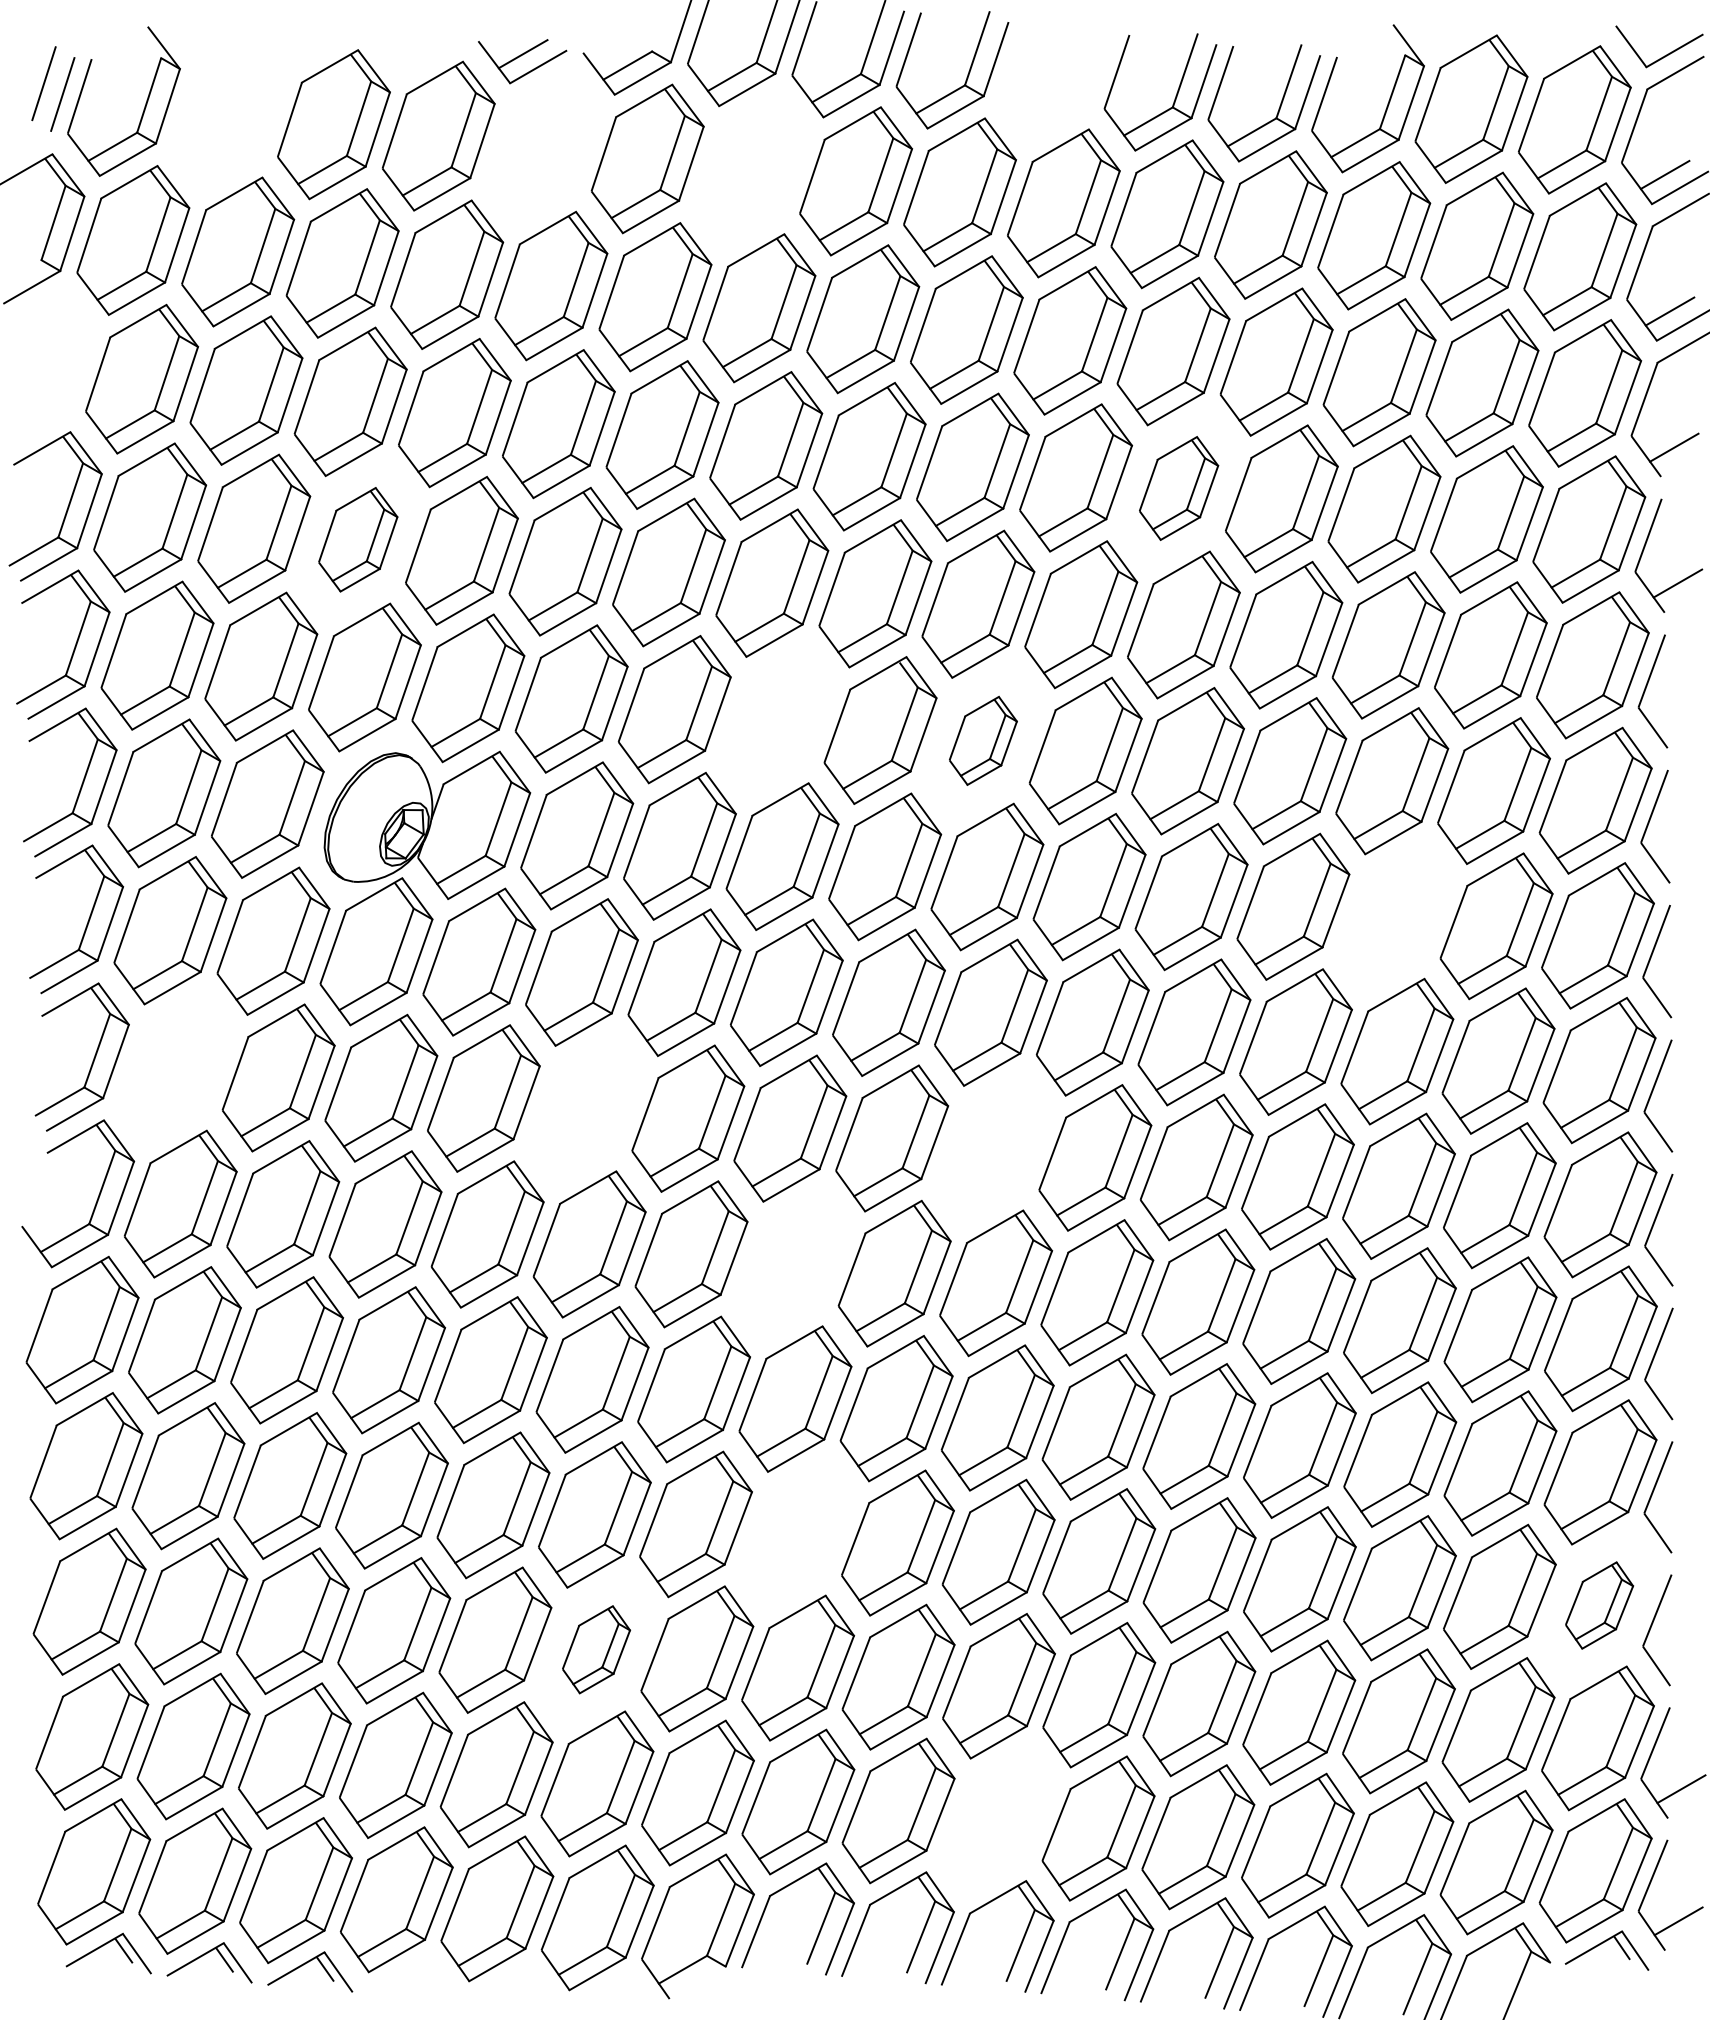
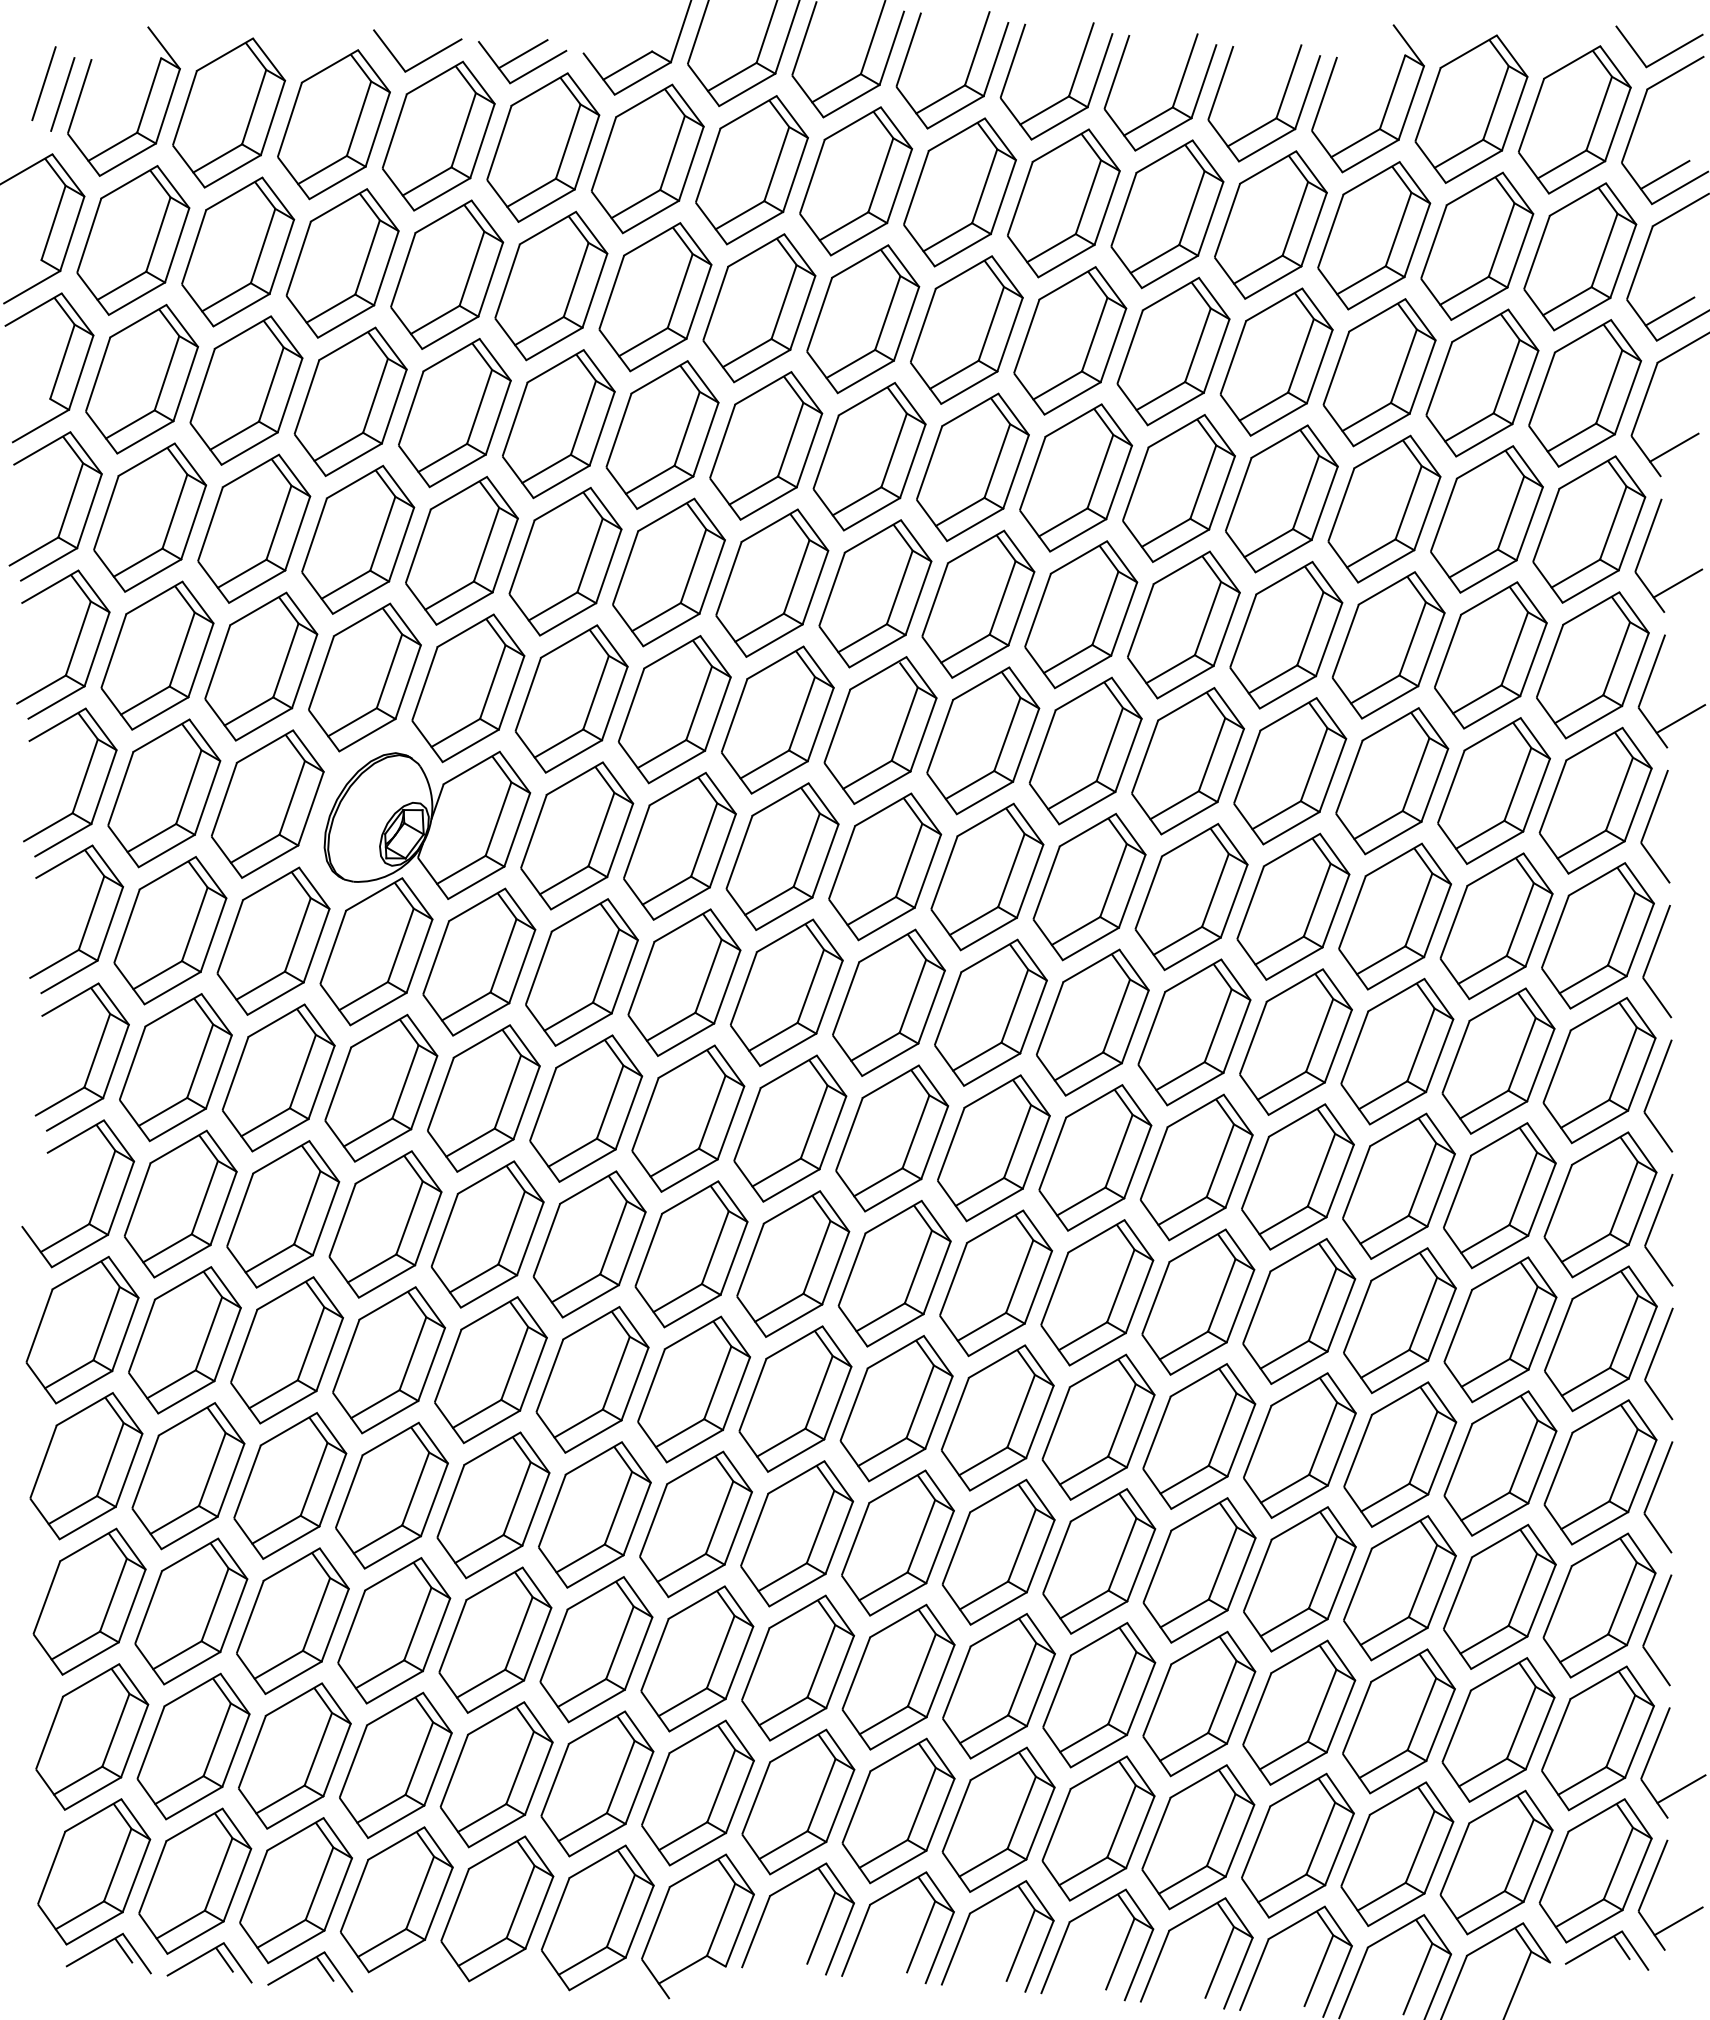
part: none -> present (422, 60)
part: none -> present (1071, 85)
part: none -> present (229, 112)
part: none -> present (543, 147)
part: none -> present (751, 170)
part: none -> present (58, 370)
part size: 81x105 px -> 114x149 px (1178, 488)
part size: 81x106 px -> 115x151 px (358, 539)
line: none -> present (1680, 718)
part: none -> present (777, 719)
part size: 69x91 px -> 115x150 px (983, 740)
part: none -> present (1394, 916)
part: none -> present (175, 1067)
part: none -> present (586, 1108)
part: none -> present (993, 1148)
part: none -> present (793, 1263)
part: none -> present (797, 1533)
part size: 70x89 px -> 115x147 px (1599, 1605)
part size: 70x90 px -> 115x148 px (596, 1649)
part: none -> present (998, 1819)
